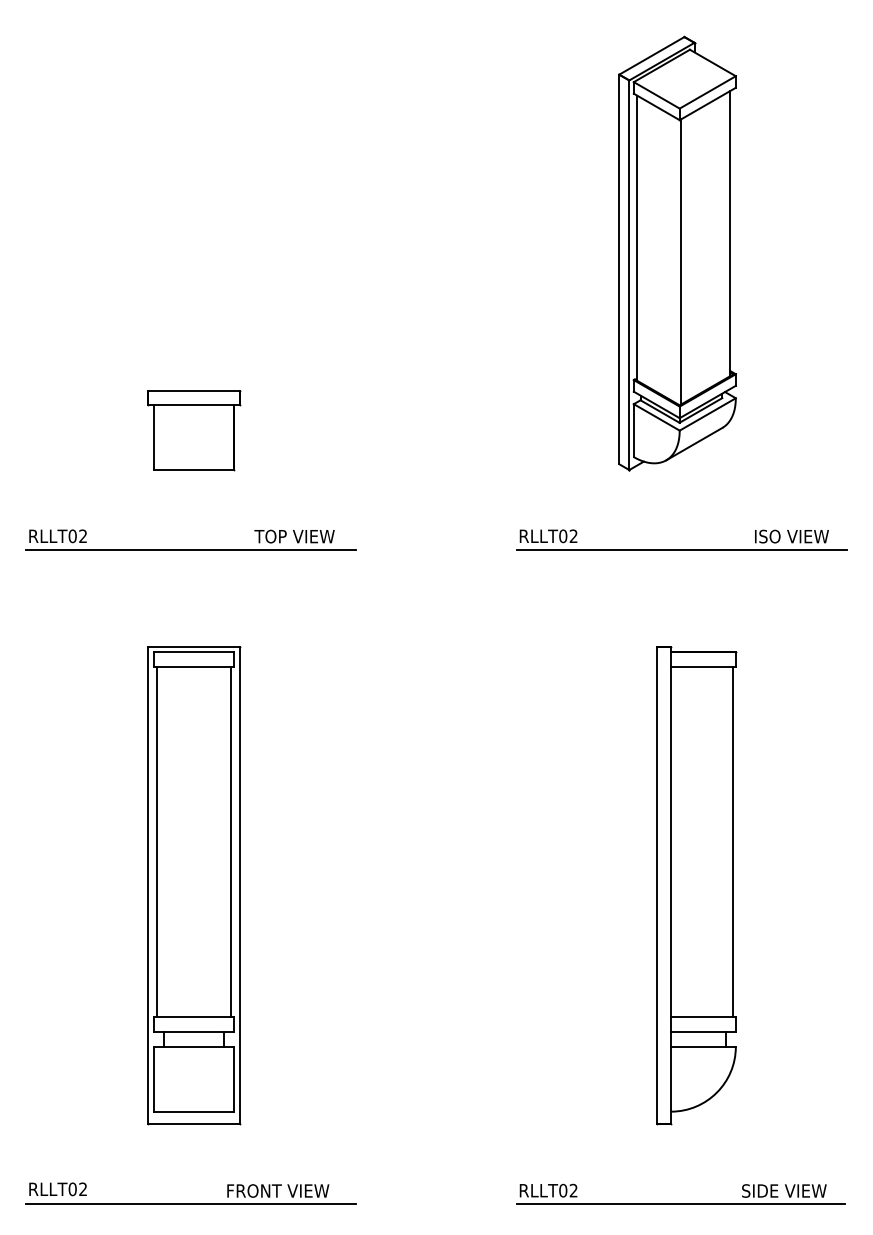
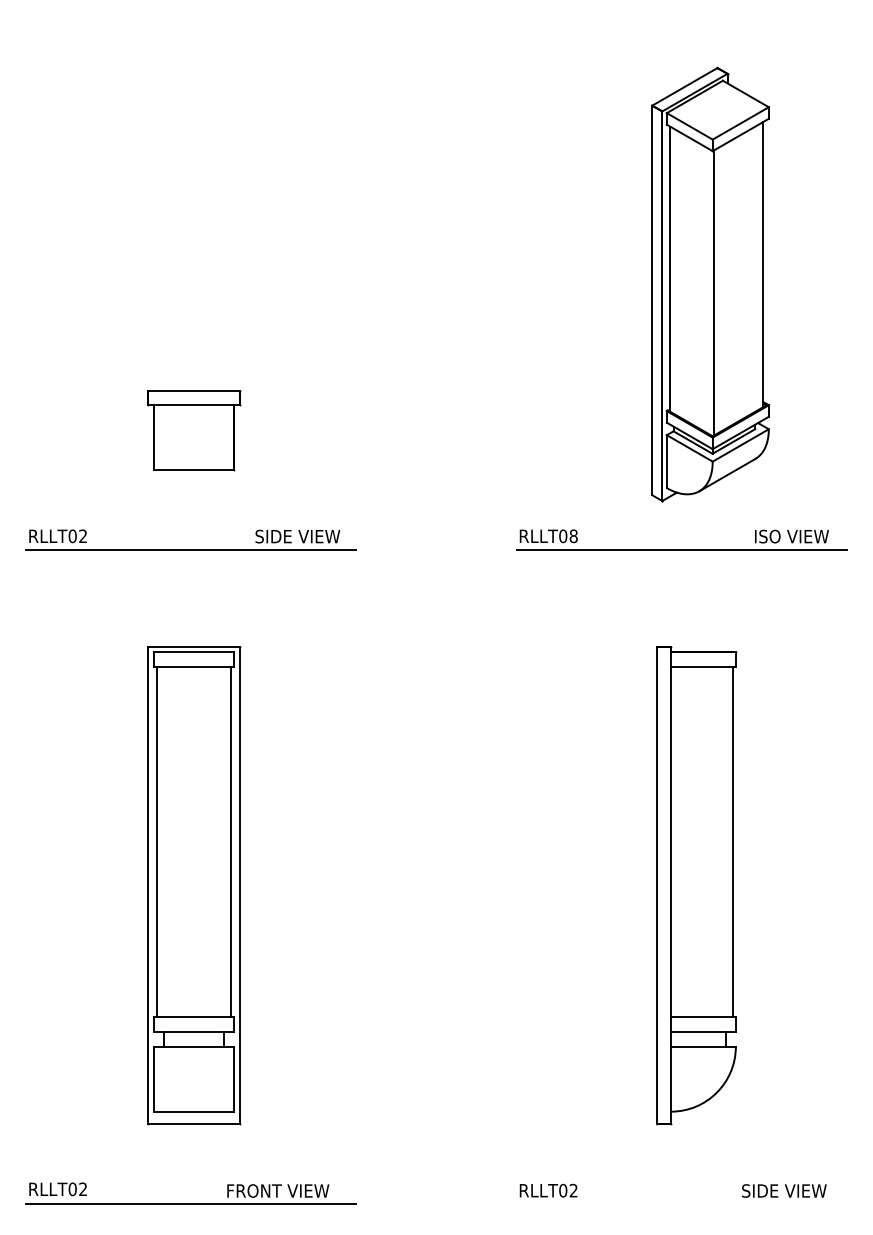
part position: (677, 253) -> (710, 284) (710, 284)
text: TOP VIEW -> SIDE VIEW (297, 536)
text: RLLT02 -> RLLT08 (573, 536)
line: present -> none (680, 1204)
